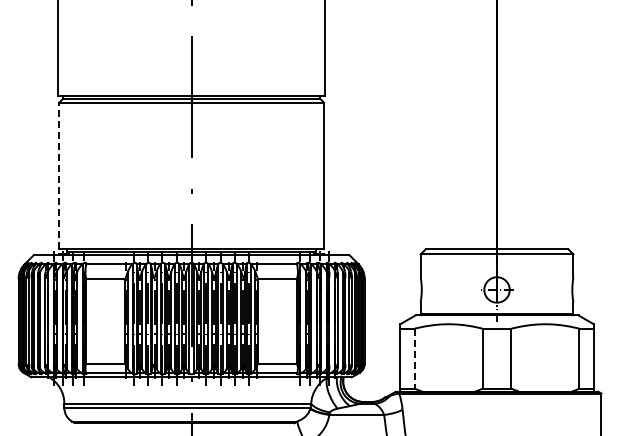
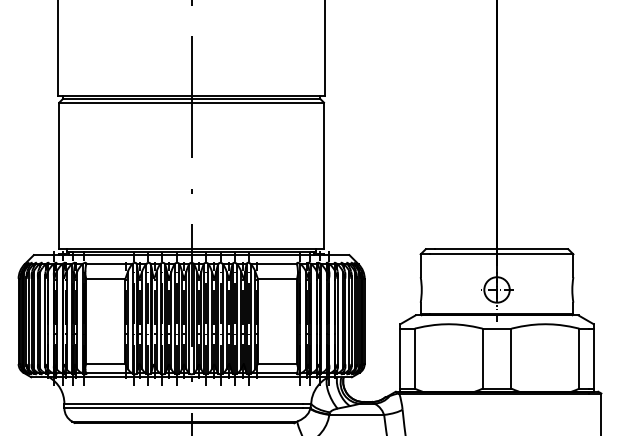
line: dashed -> solid (59, 175)
line: dashed -> solid (414, 359)
